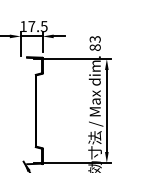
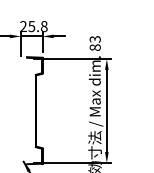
text: 17.5 -> 25.8 (33, 26)
